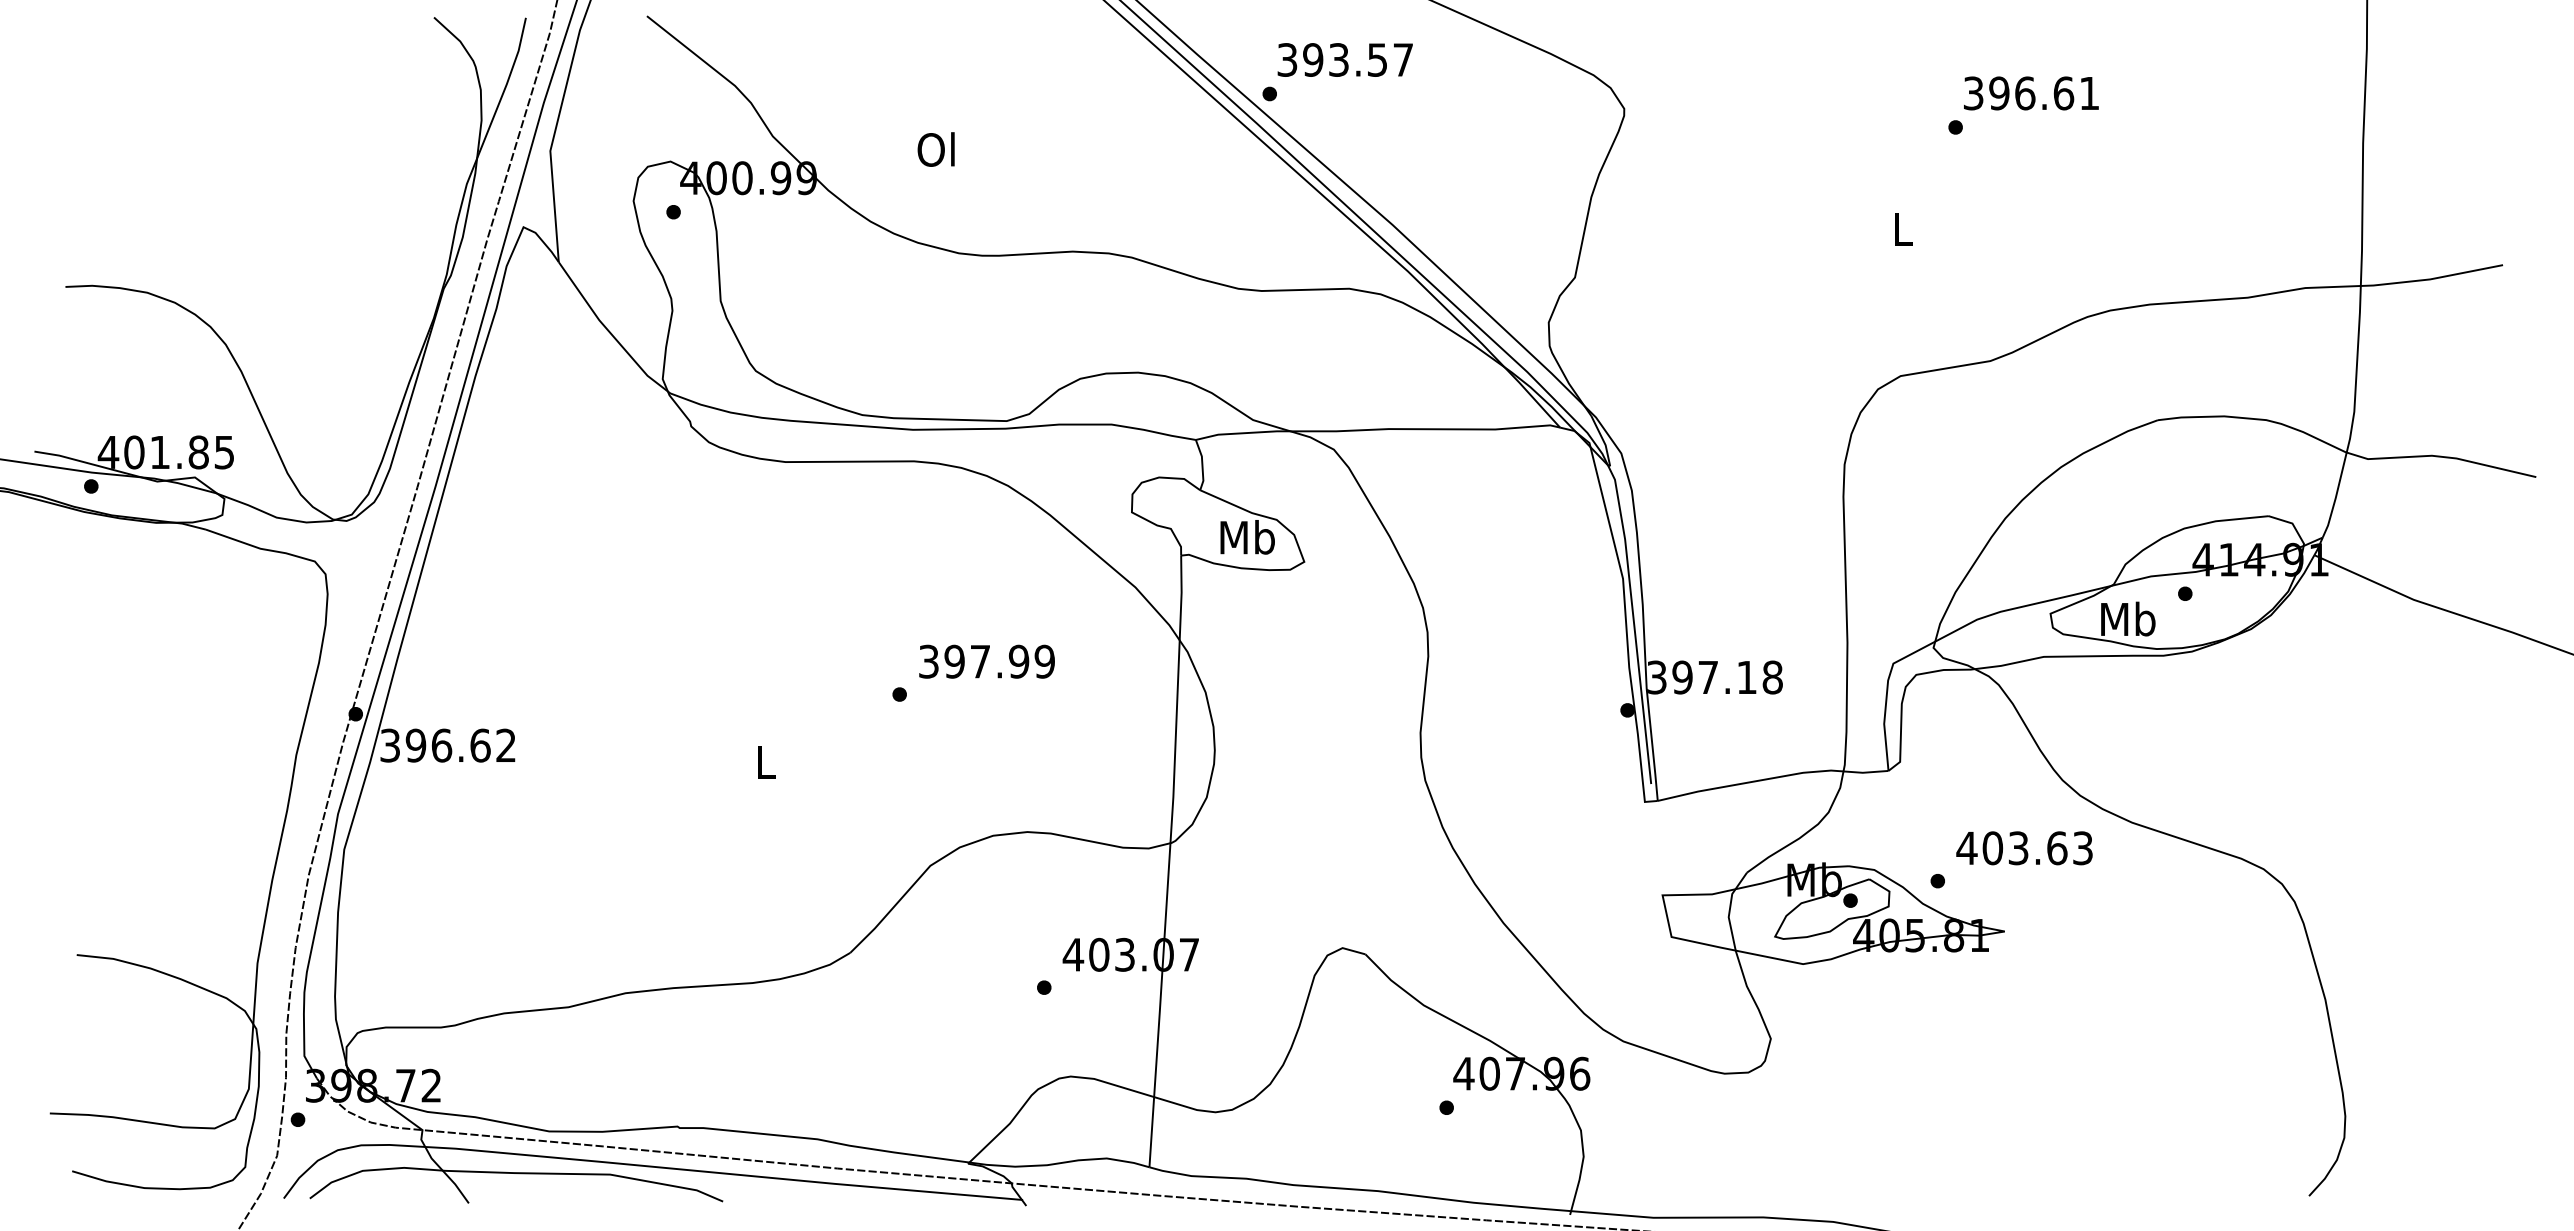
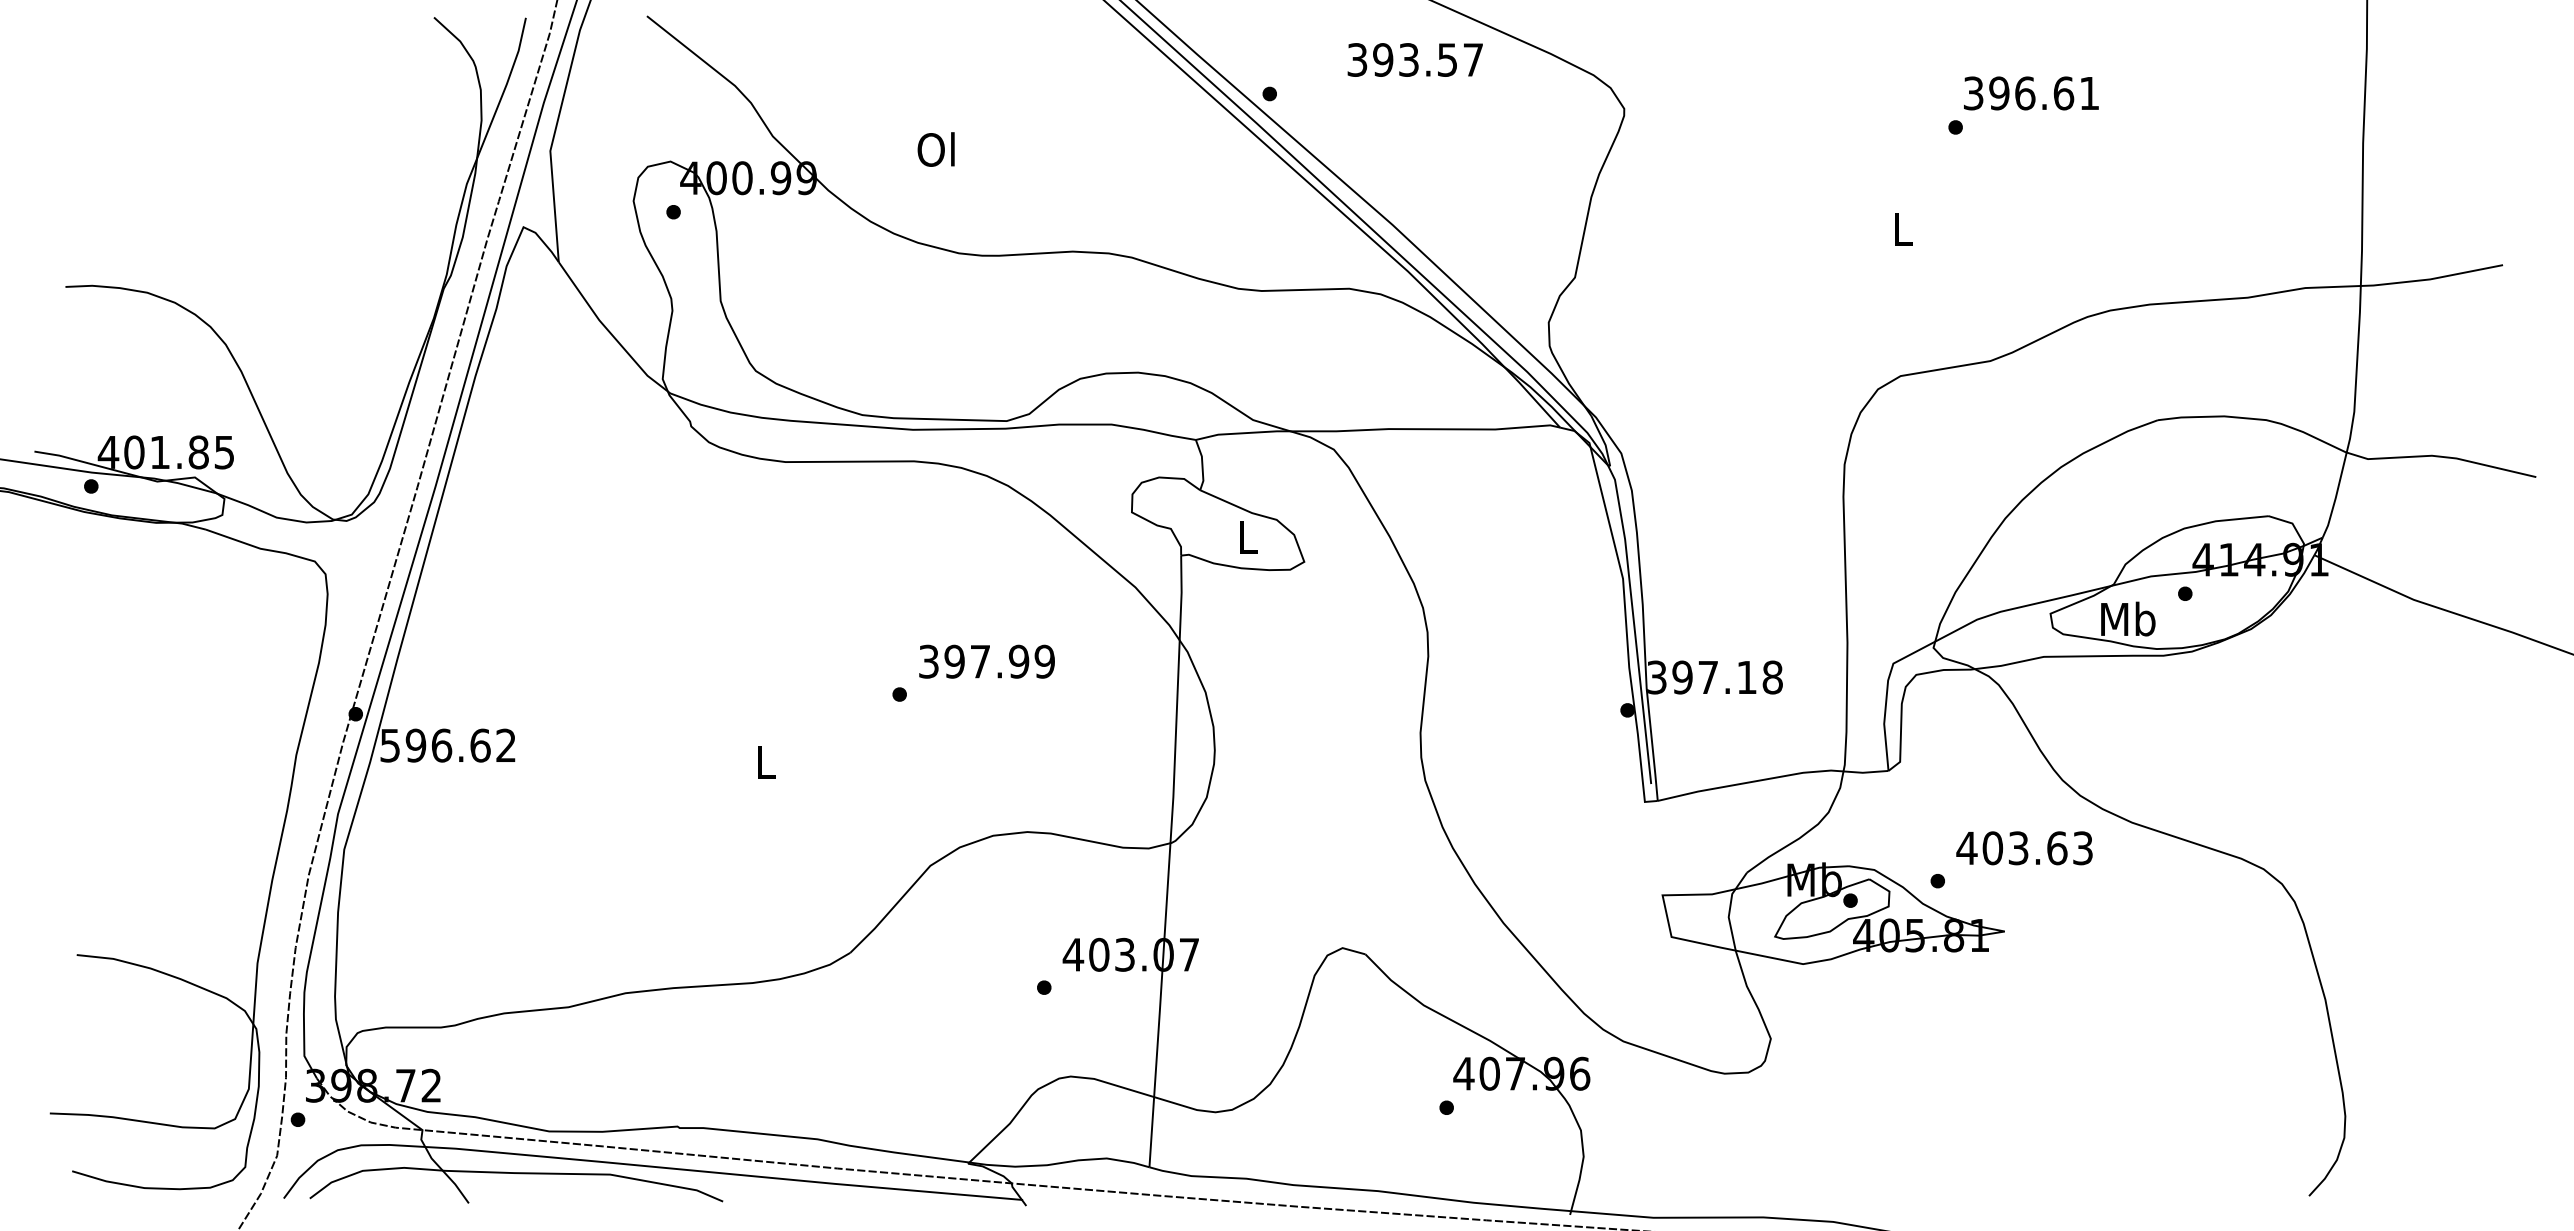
text position: (1344, 59) -> (1414, 59) (1414, 59)
text: Mb -> L (1247, 537)
text: 396.62 -> 596.62 (390, 744)
